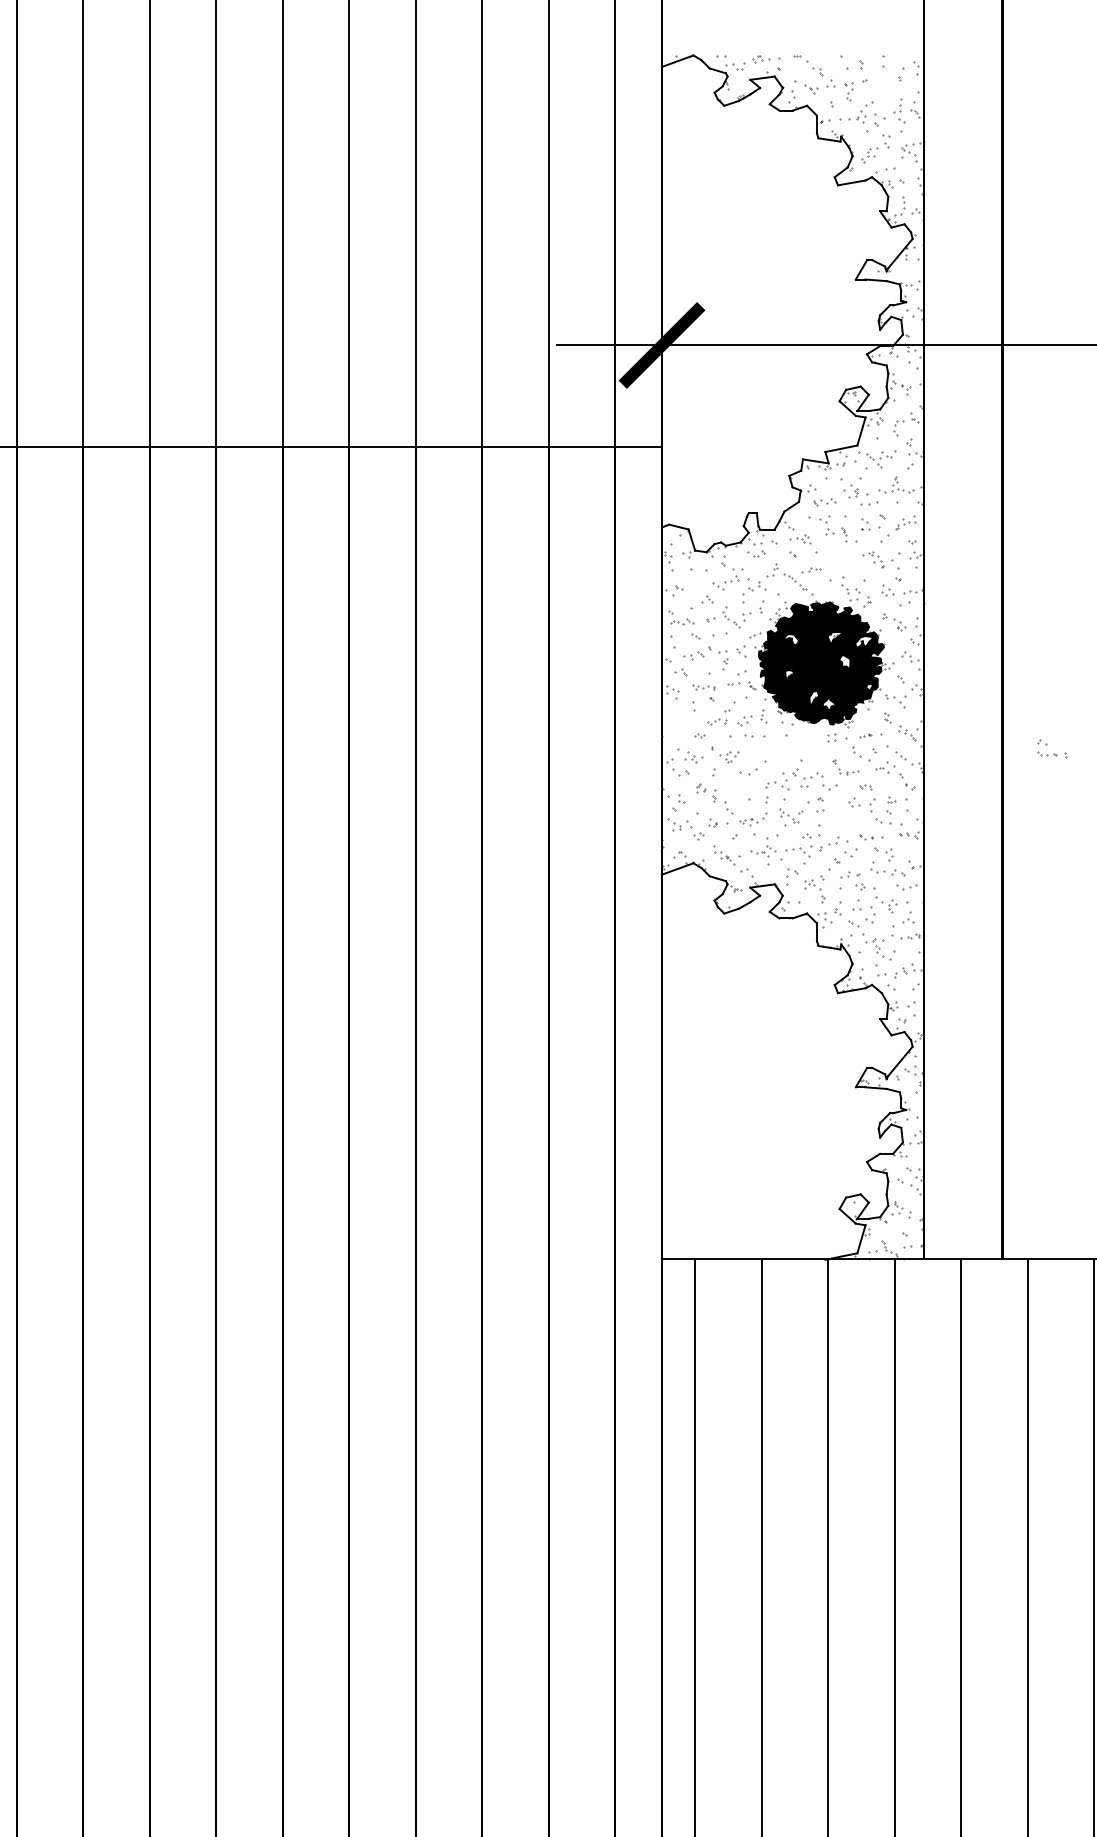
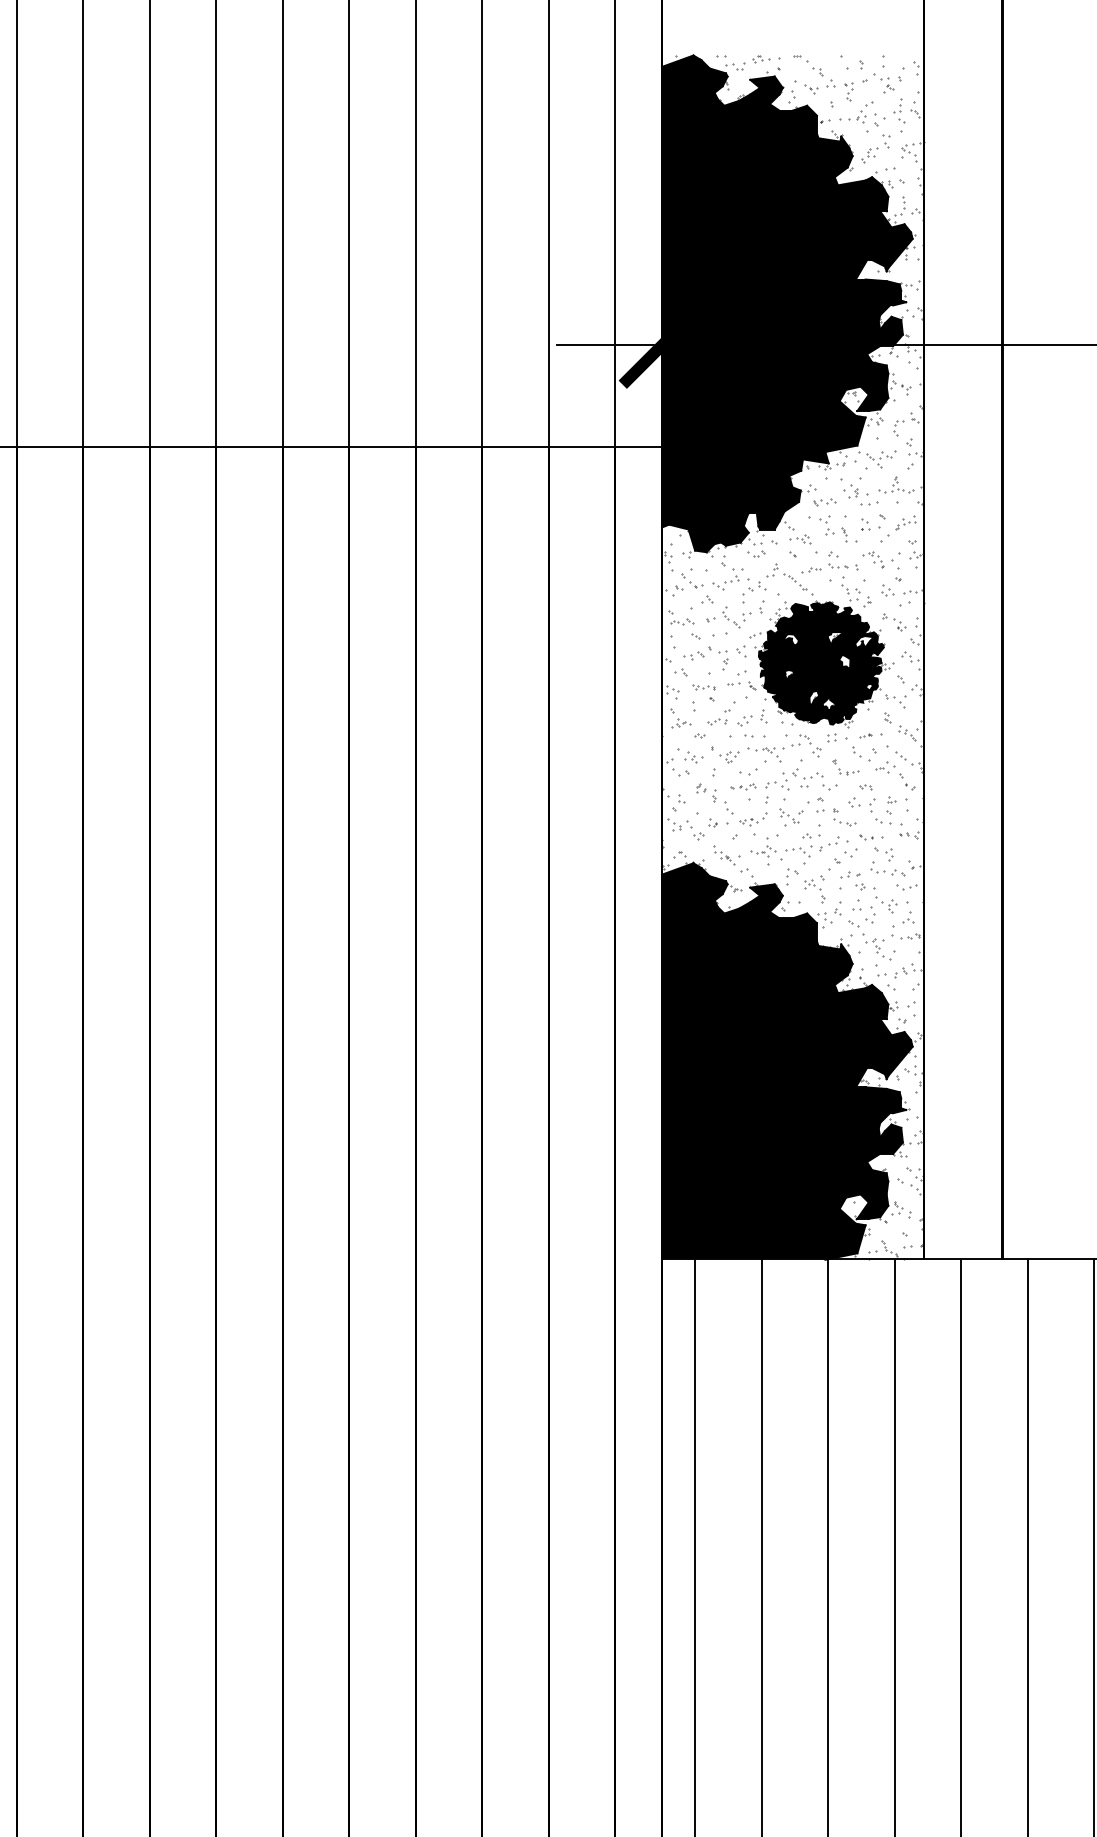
part: none -> present (883, 83)
fill: none -> present (787, 303)
part: none -> present (692, 580)
part: none -> present (680, 718)
part: none -> present (784, 748)
part position: (1052, 748) -> (843, 560) (843, 560)
part: none -> present (743, 786)
part: none -> present (844, 817)
fill: none -> present (787, 1060)
